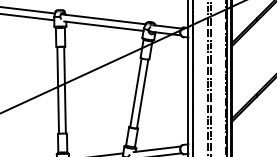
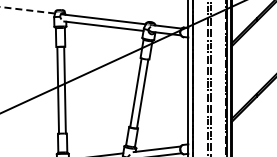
line: solid -> dashed (27, 10)
line: present -> none (28, 17)
